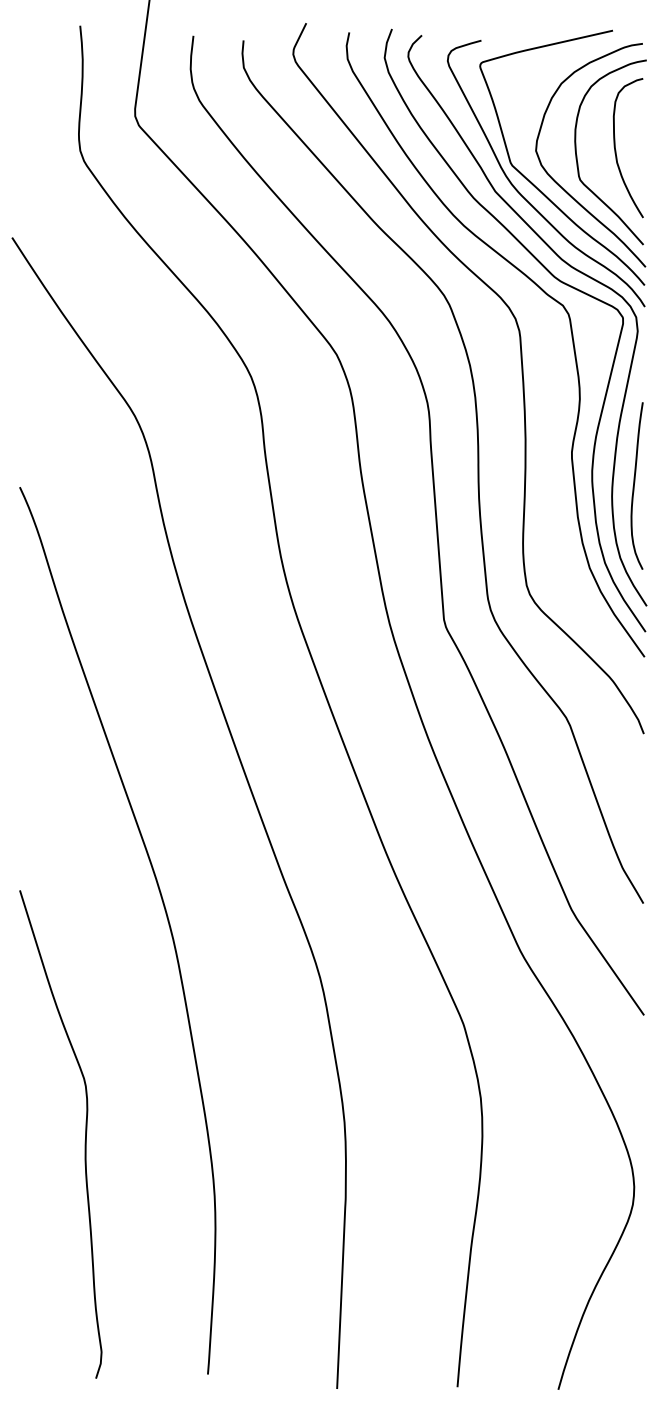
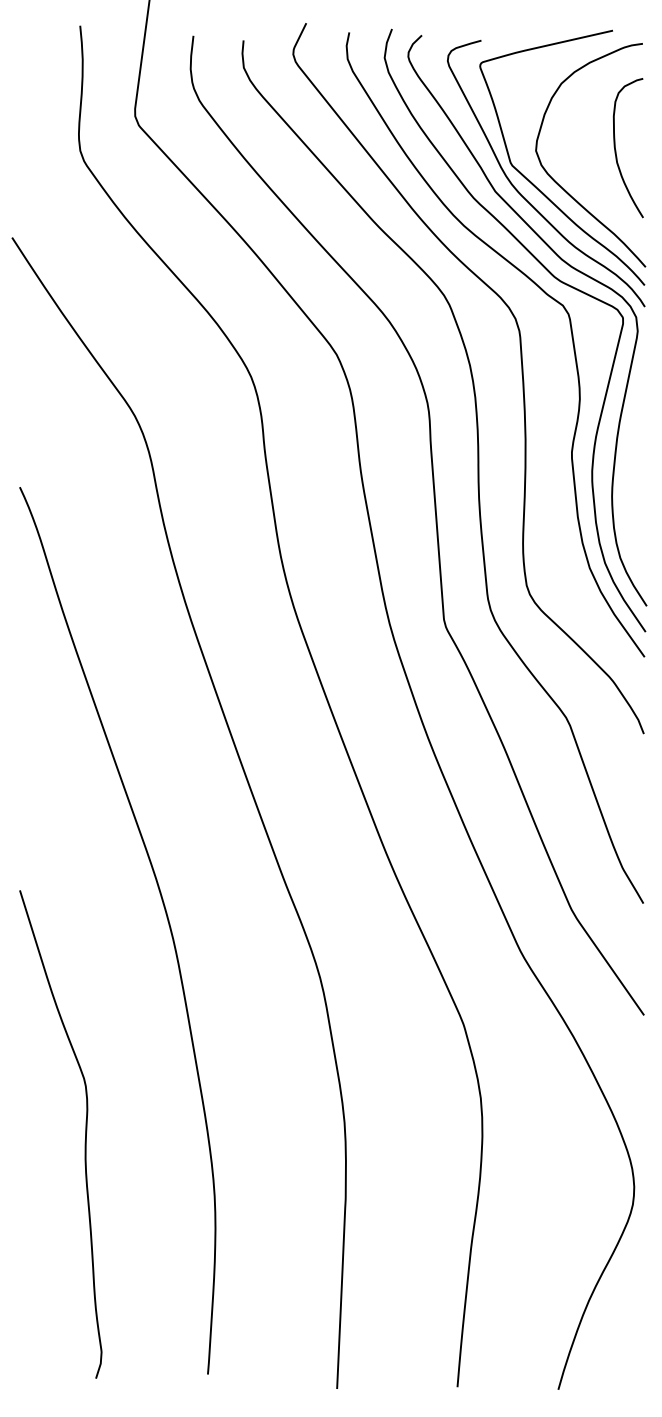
curve: present -> none (577, 155)
curve: present -> none (634, 485)
